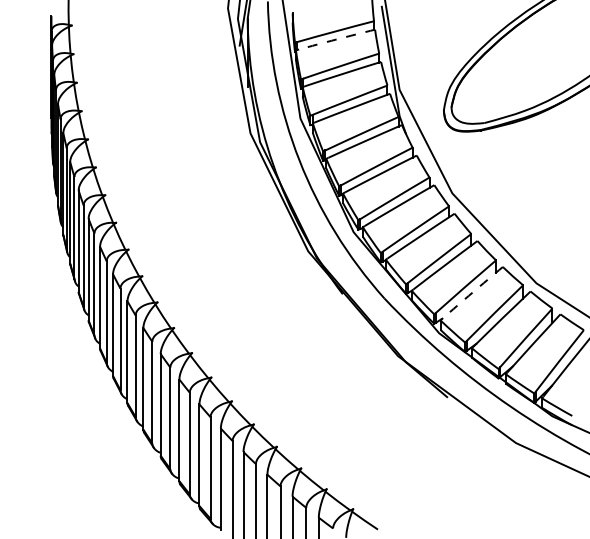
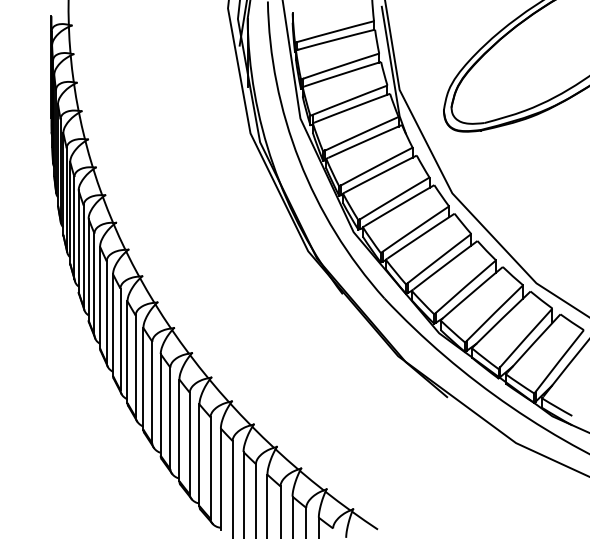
arc: dashed -> solid (336, 39)
arc: dashed -> solid (472, 292)
